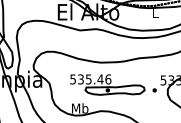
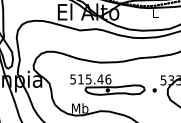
text: 535.46 -> 515.46 (80, 79)
